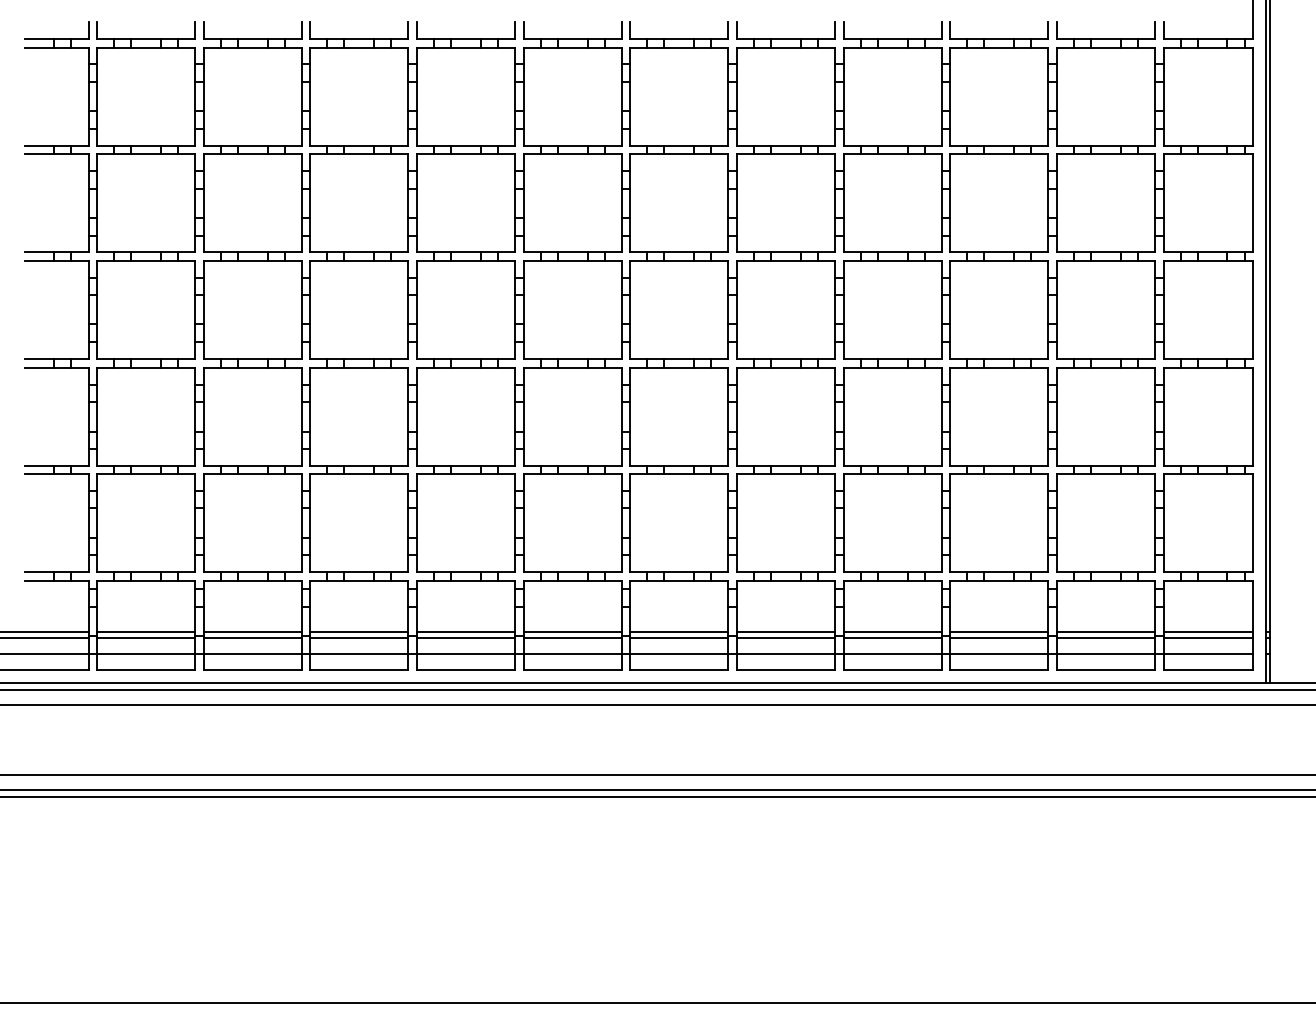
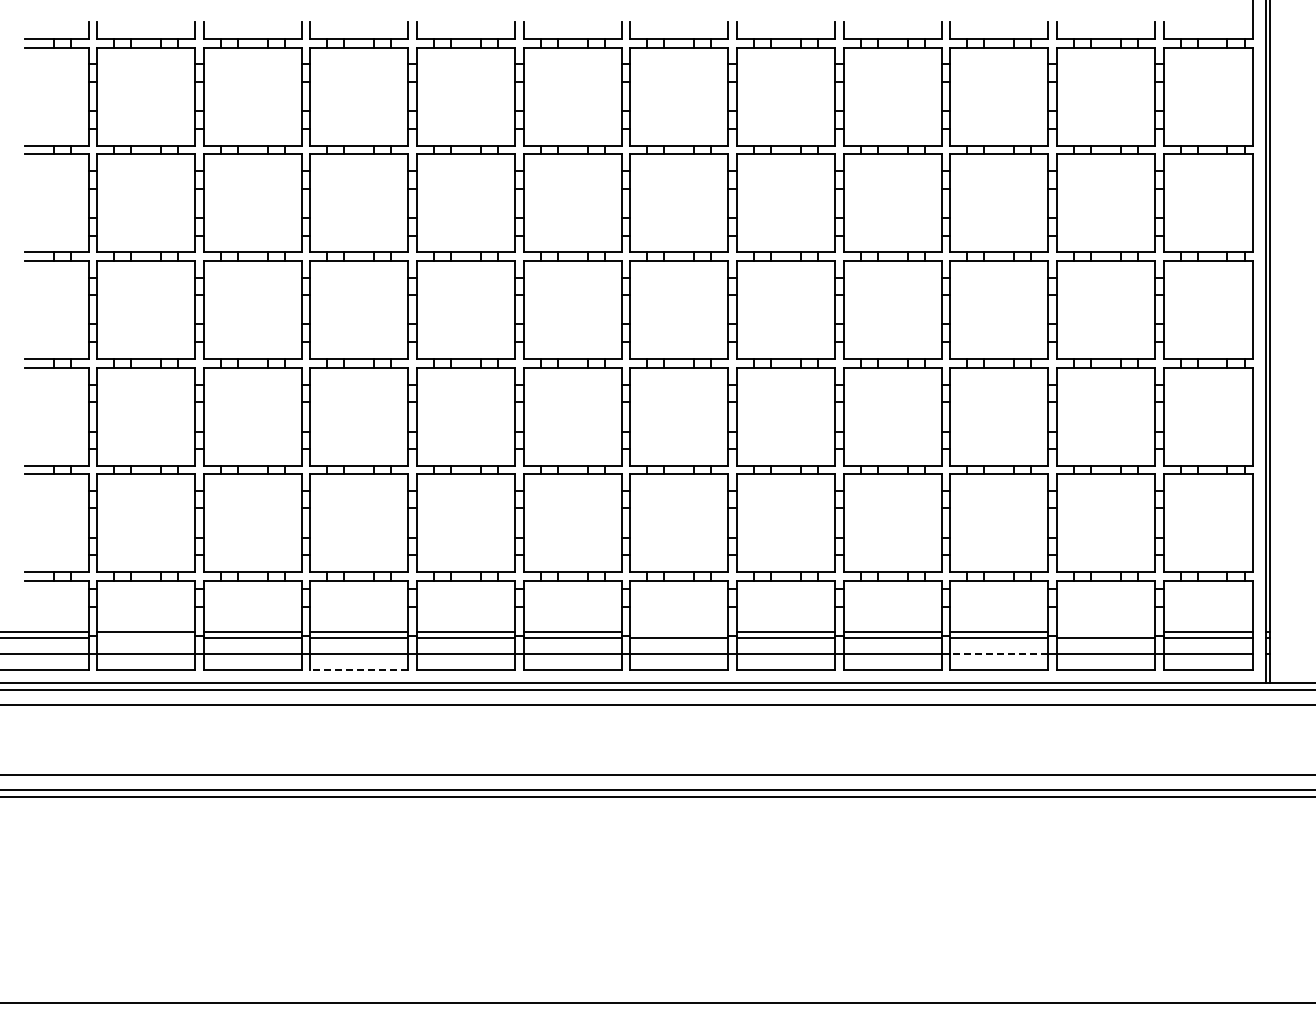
line: present -> none (679, 631)
line: present -> none (1105, 631)
line: present -> none (146, 638)
line: solid -> dashed (998, 653)
line: solid -> dashed (358, 670)
